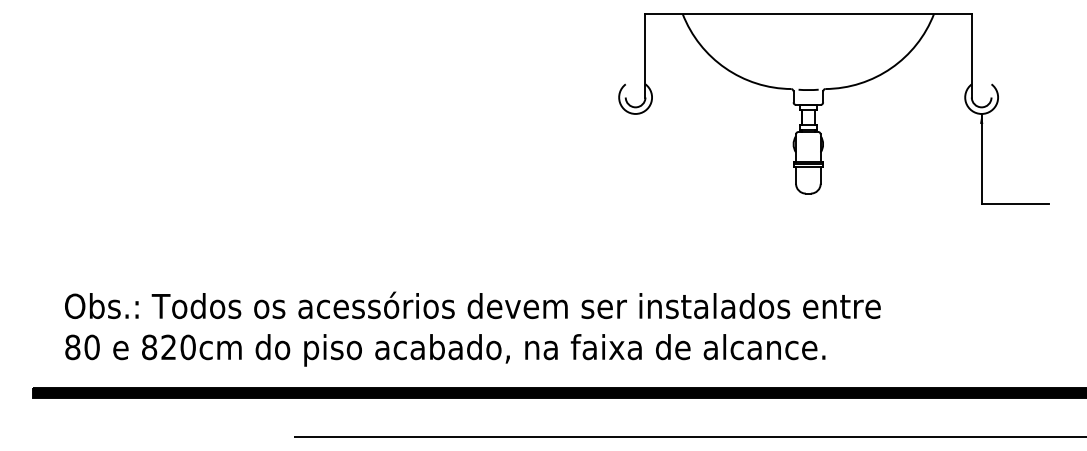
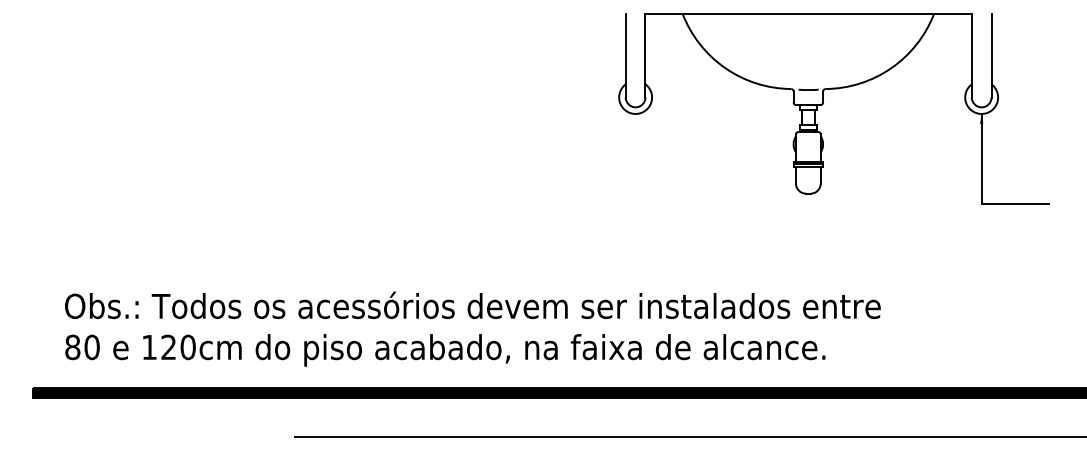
line: none -> present (625, 55)
line: none -> present (991, 55)
text: 820cm -> 120cm (149, 347)
